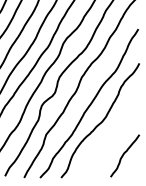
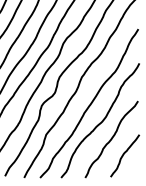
curve: none -> present (111, 139)
